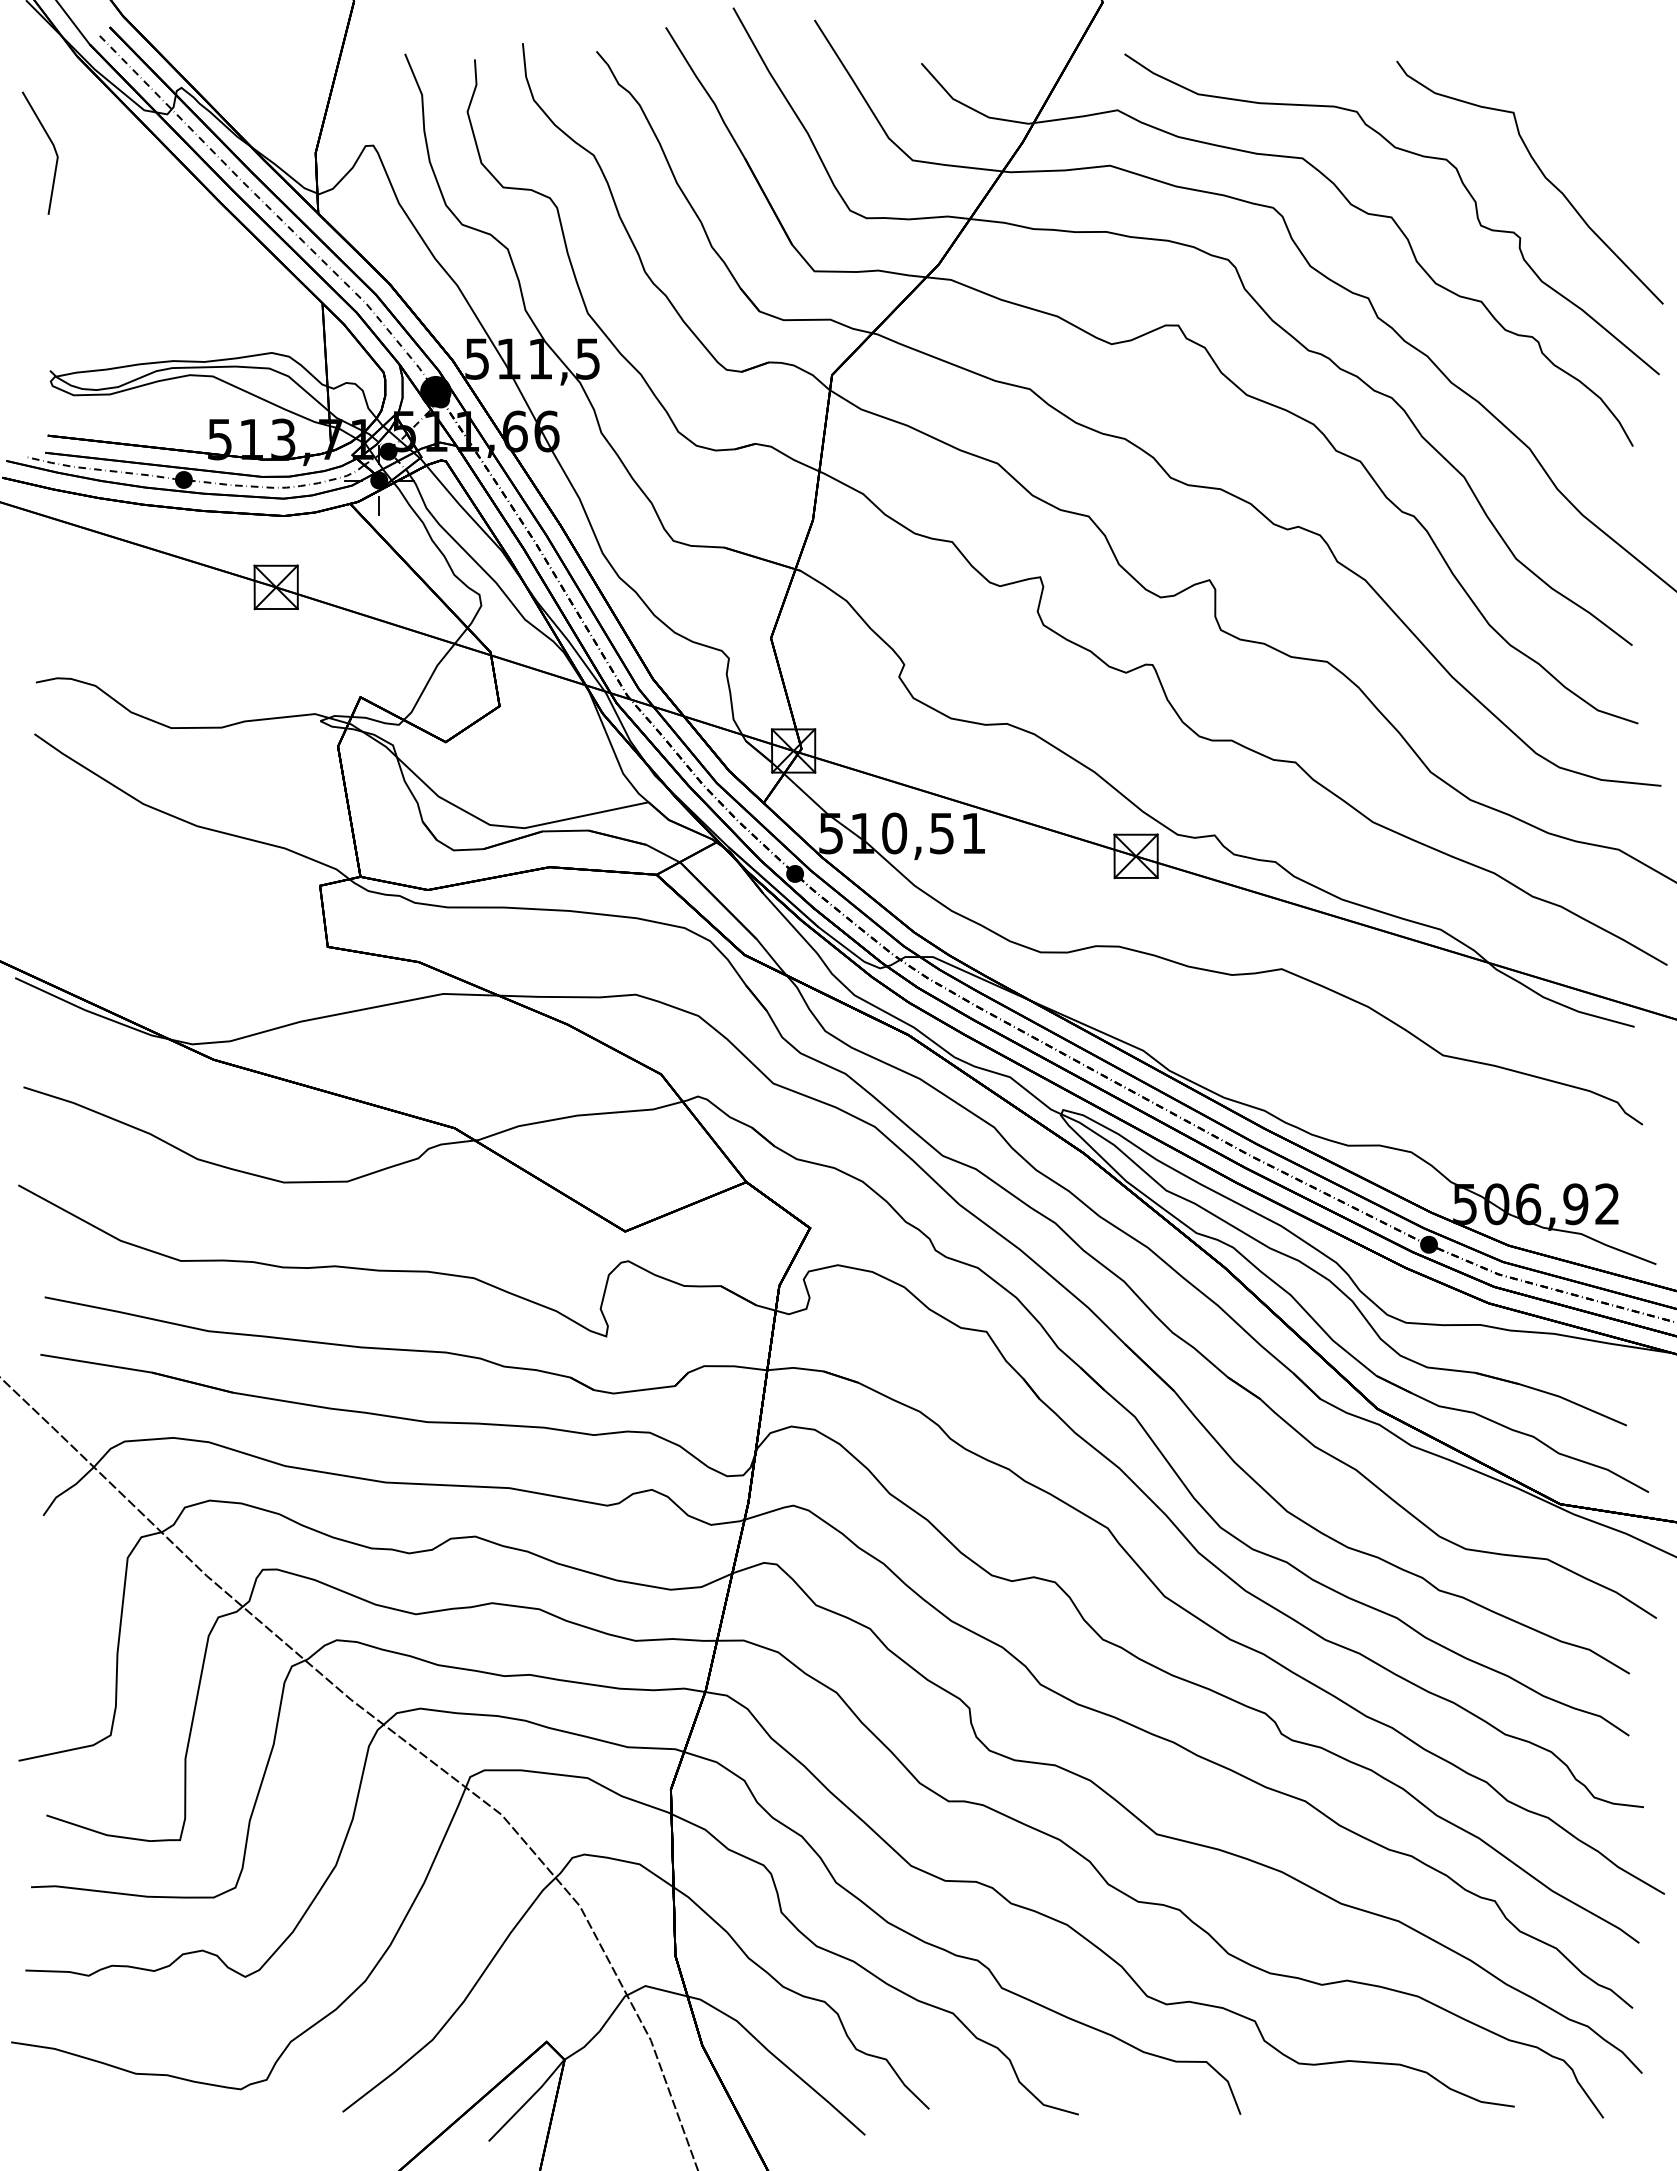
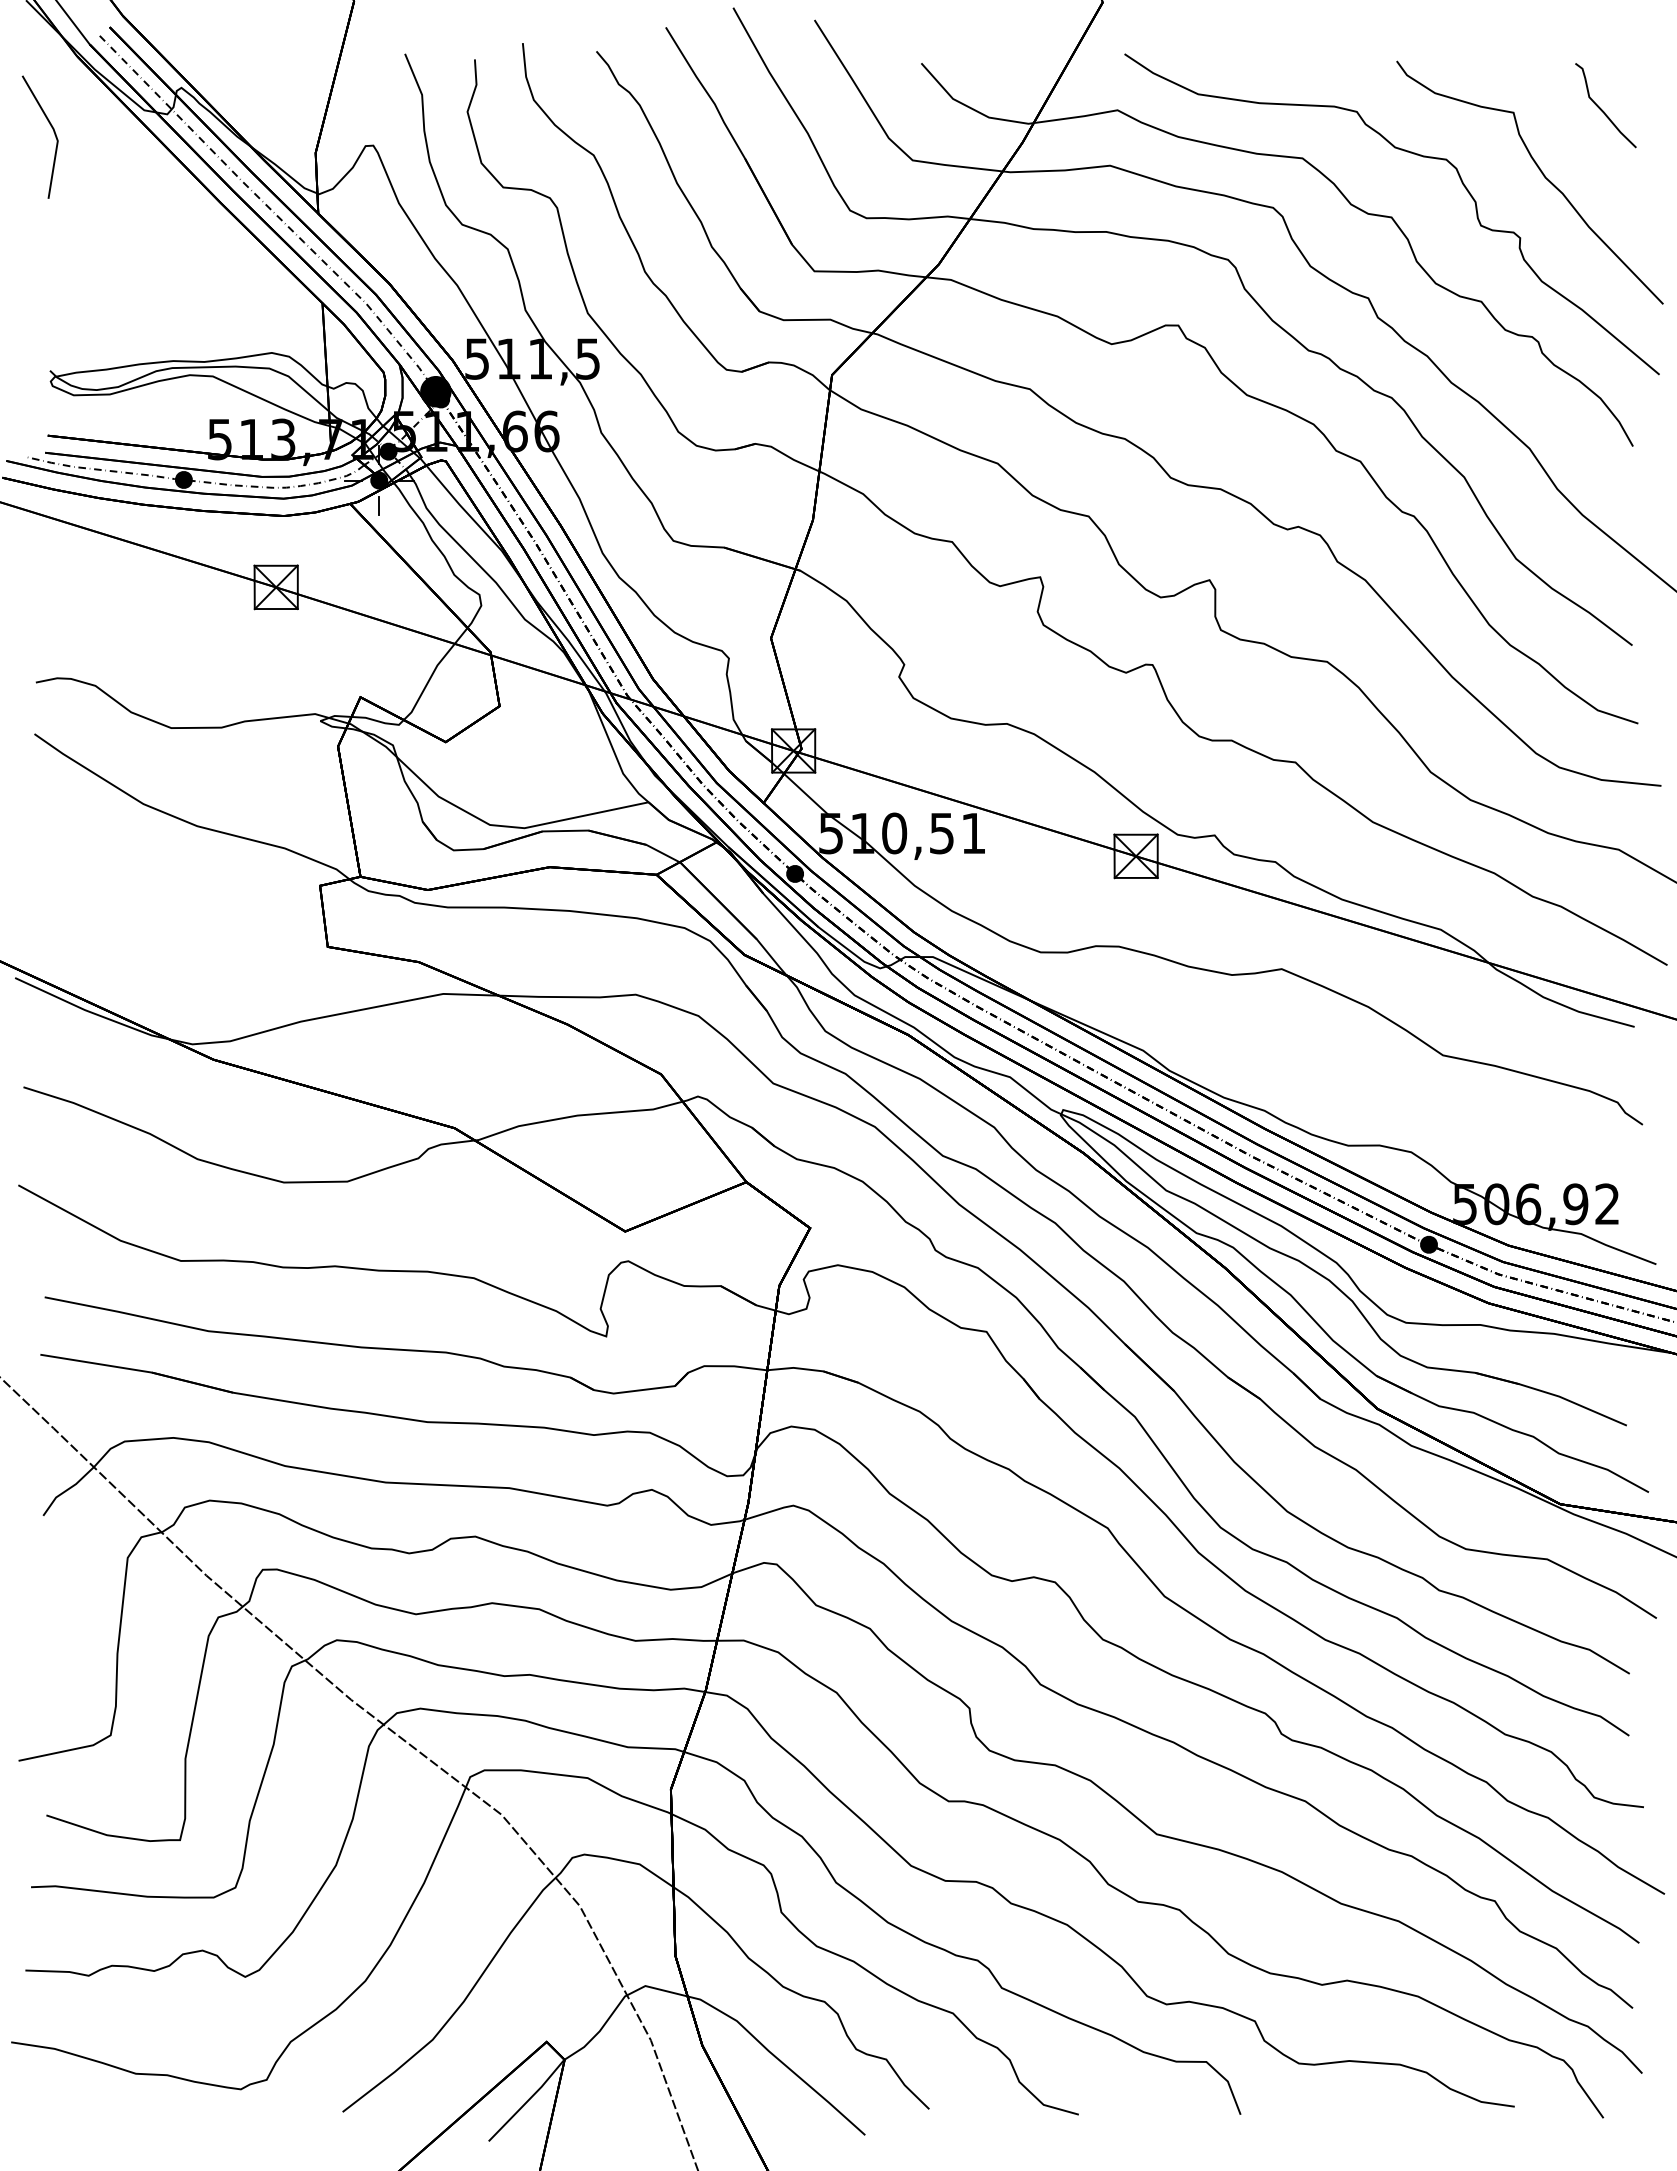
curve: none -> present (1601, 108)
line position: (53, 148) -> (53, 132) (53, 132)
